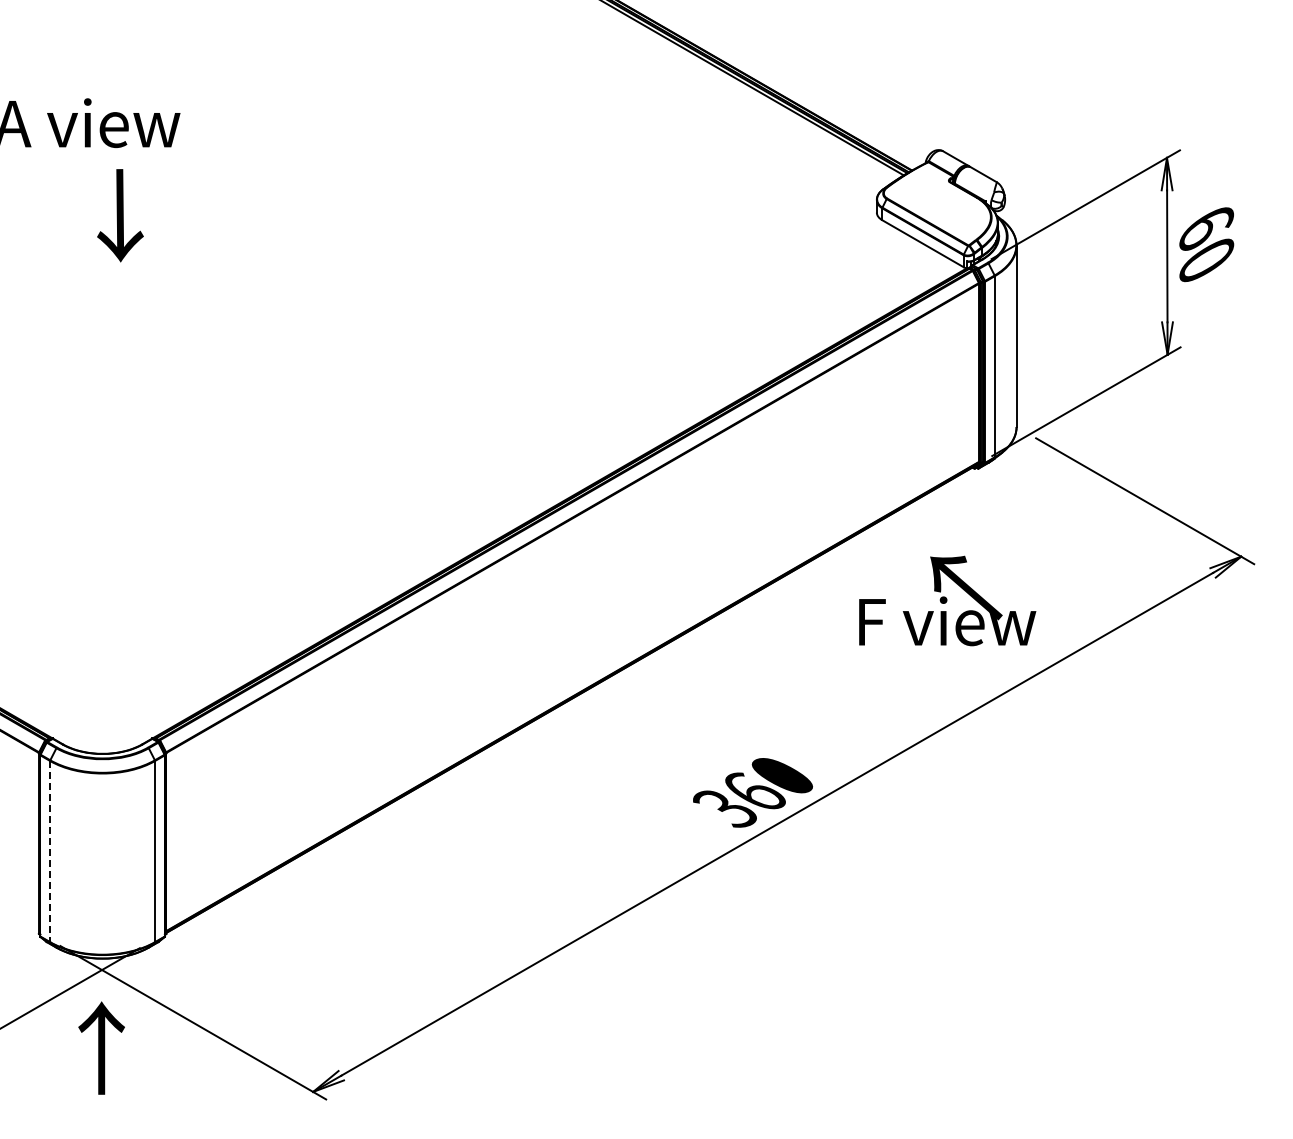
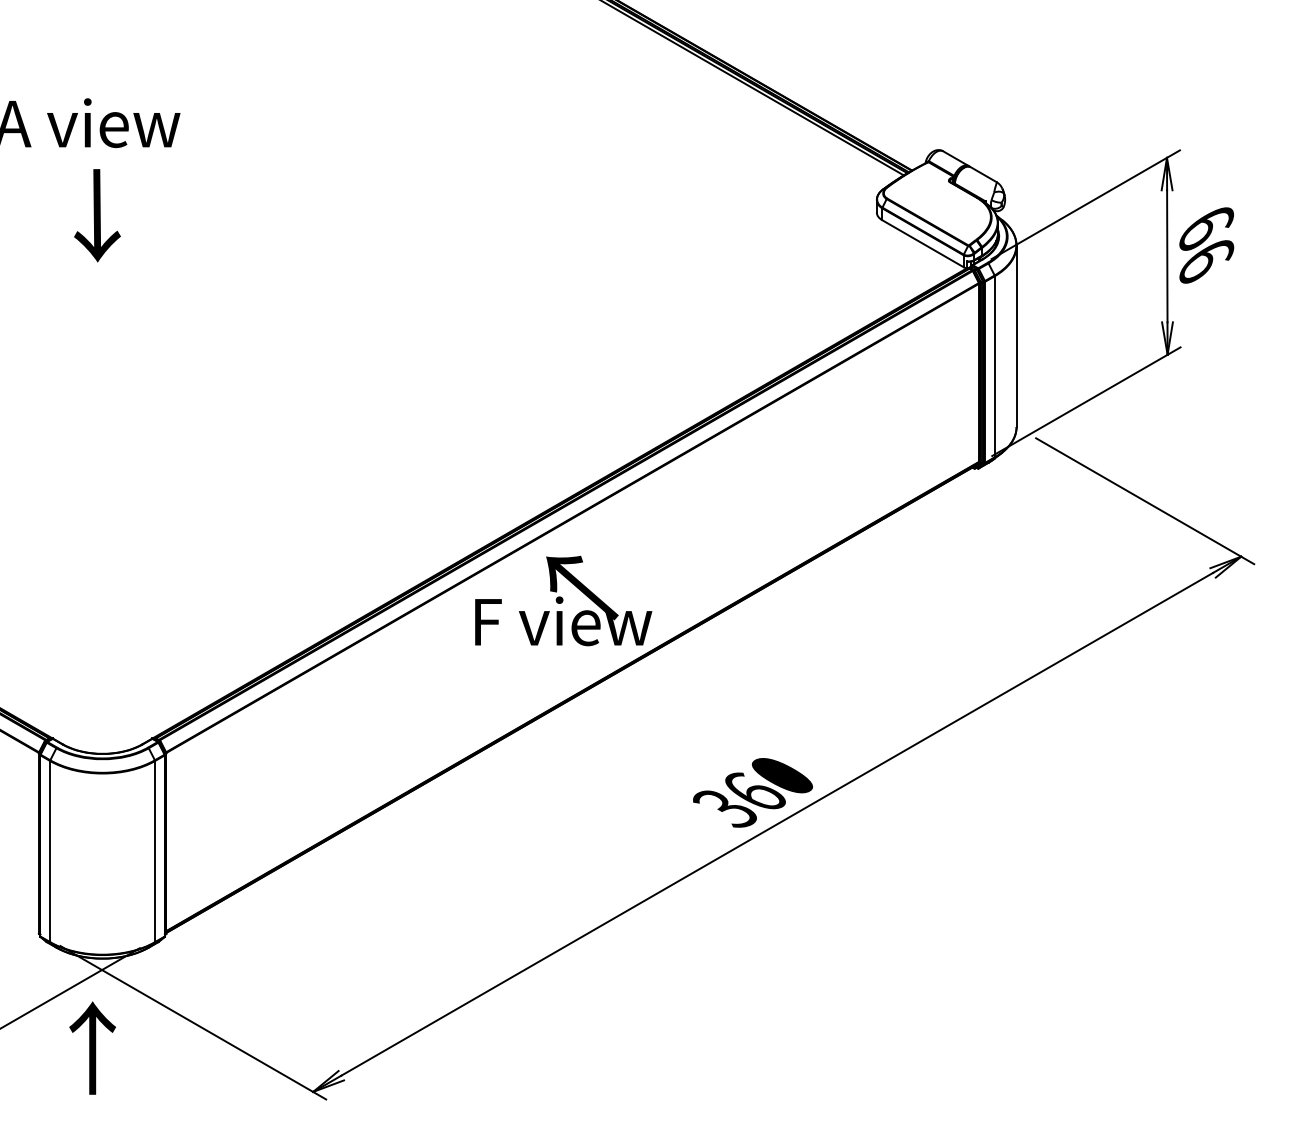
text position: (120, 215) -> (97, 215) (97, 215)
text: 60 -> 66 (1206, 260)
text position: (947, 600) -> (563, 600) (563, 600)
line: dashed -> solid (50, 851)
text position: (101, 1047) -> (92, 1047) (92, 1047)
